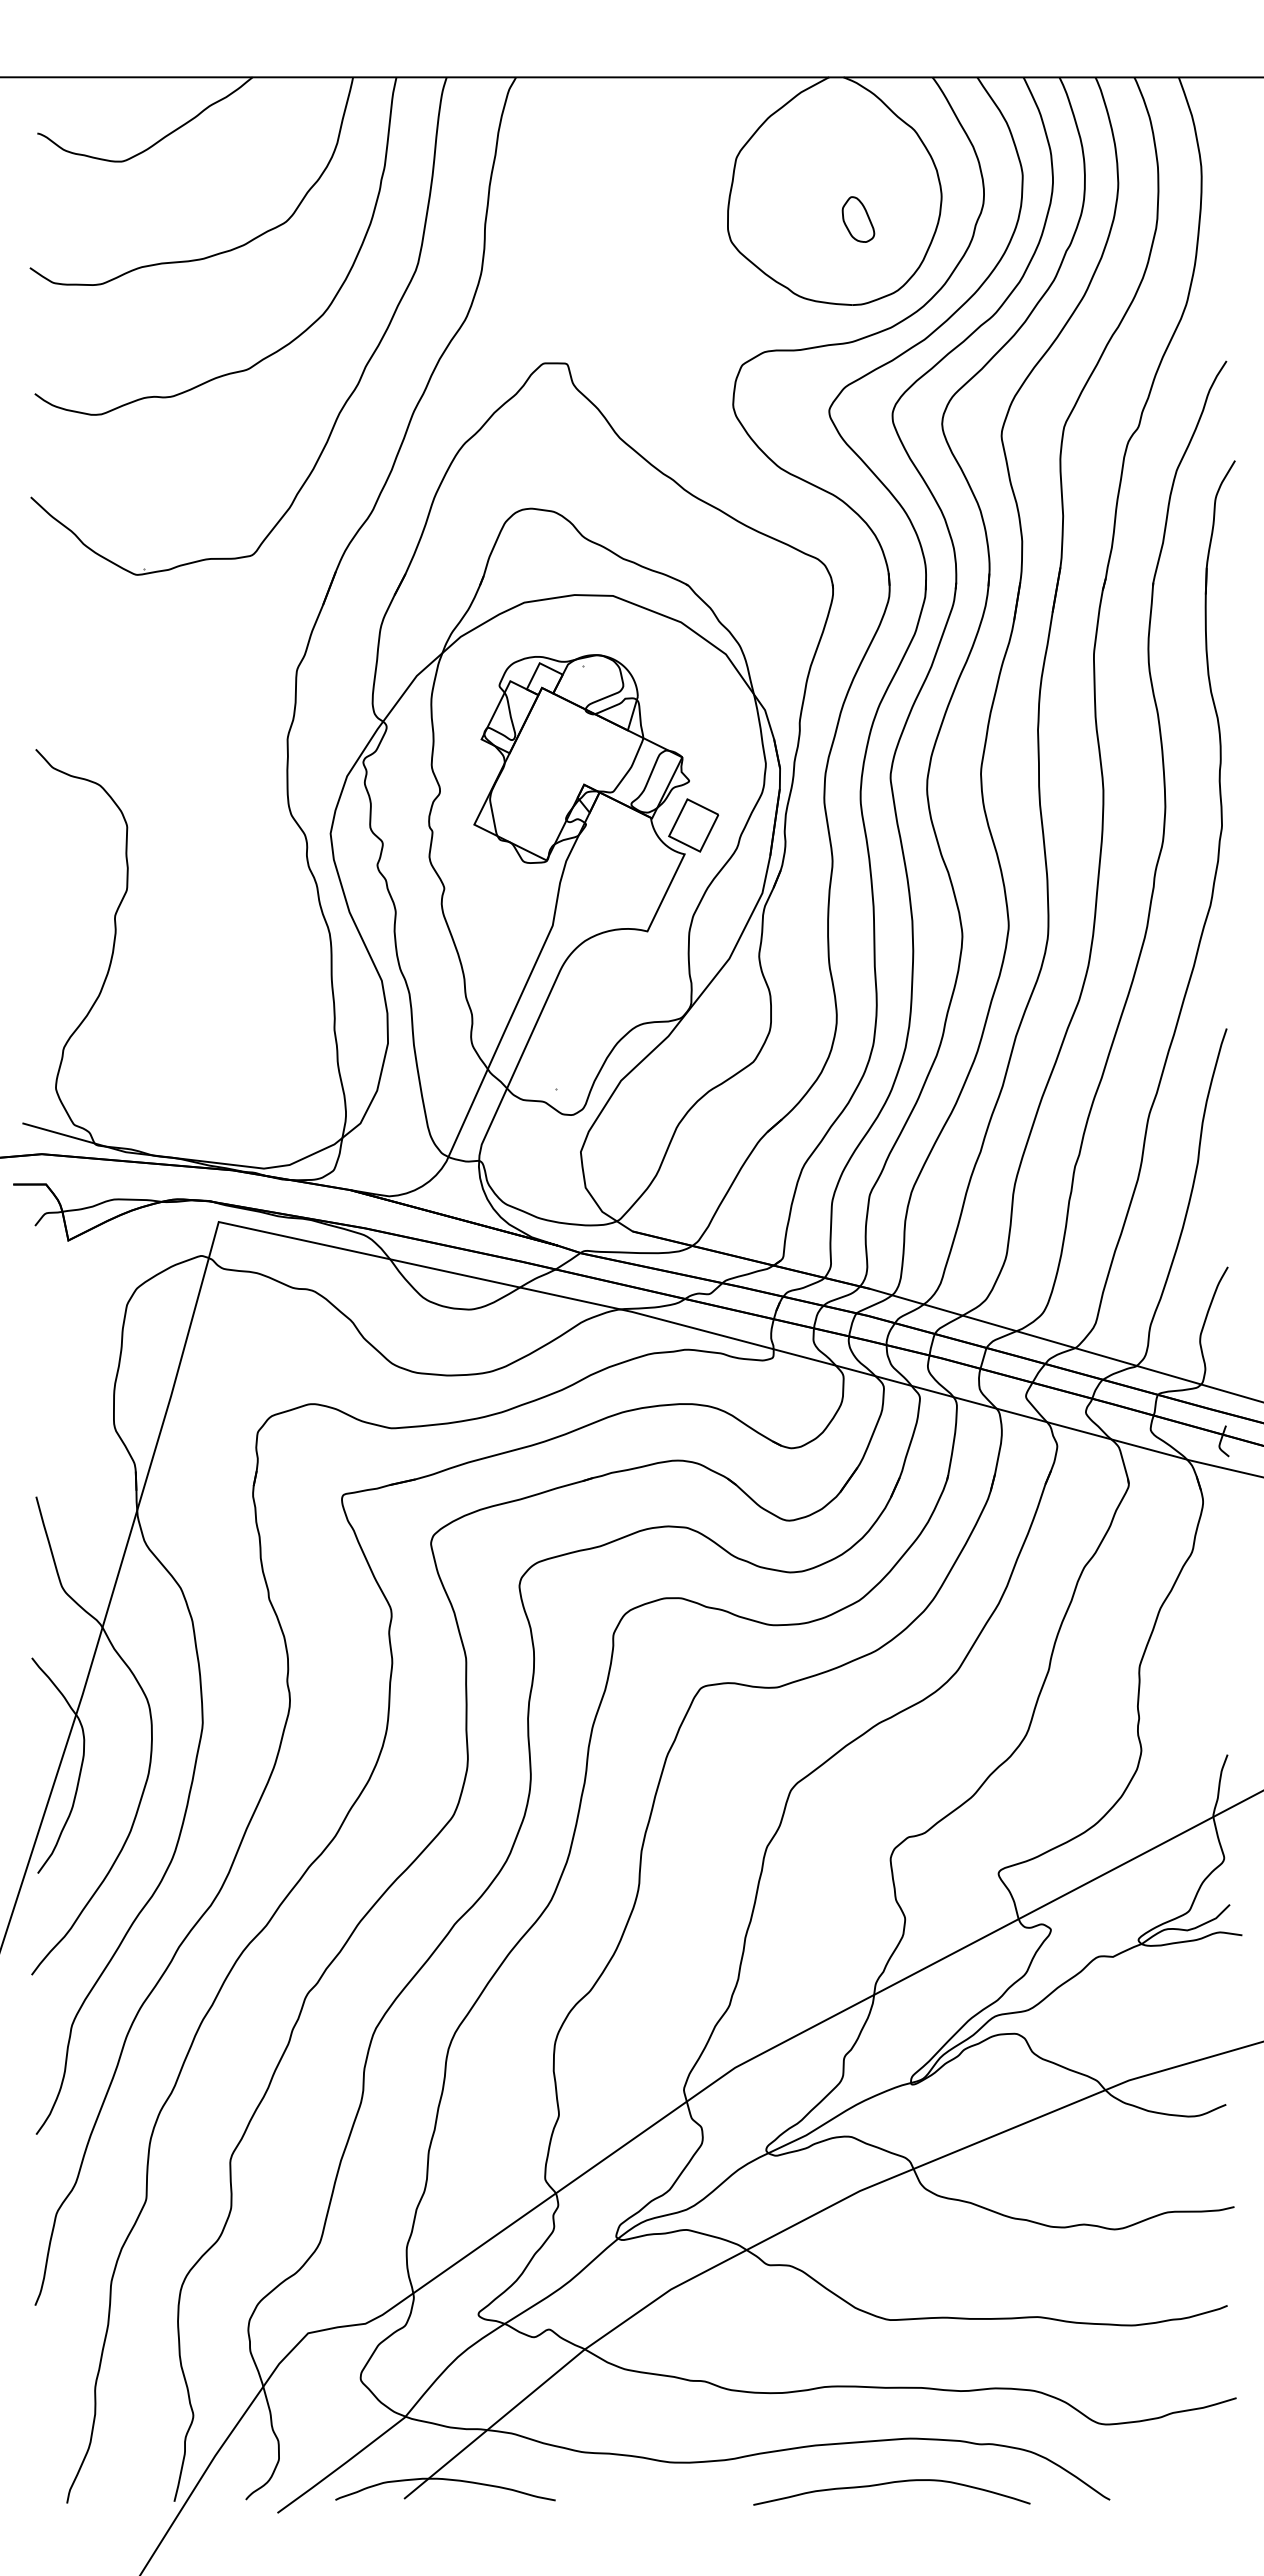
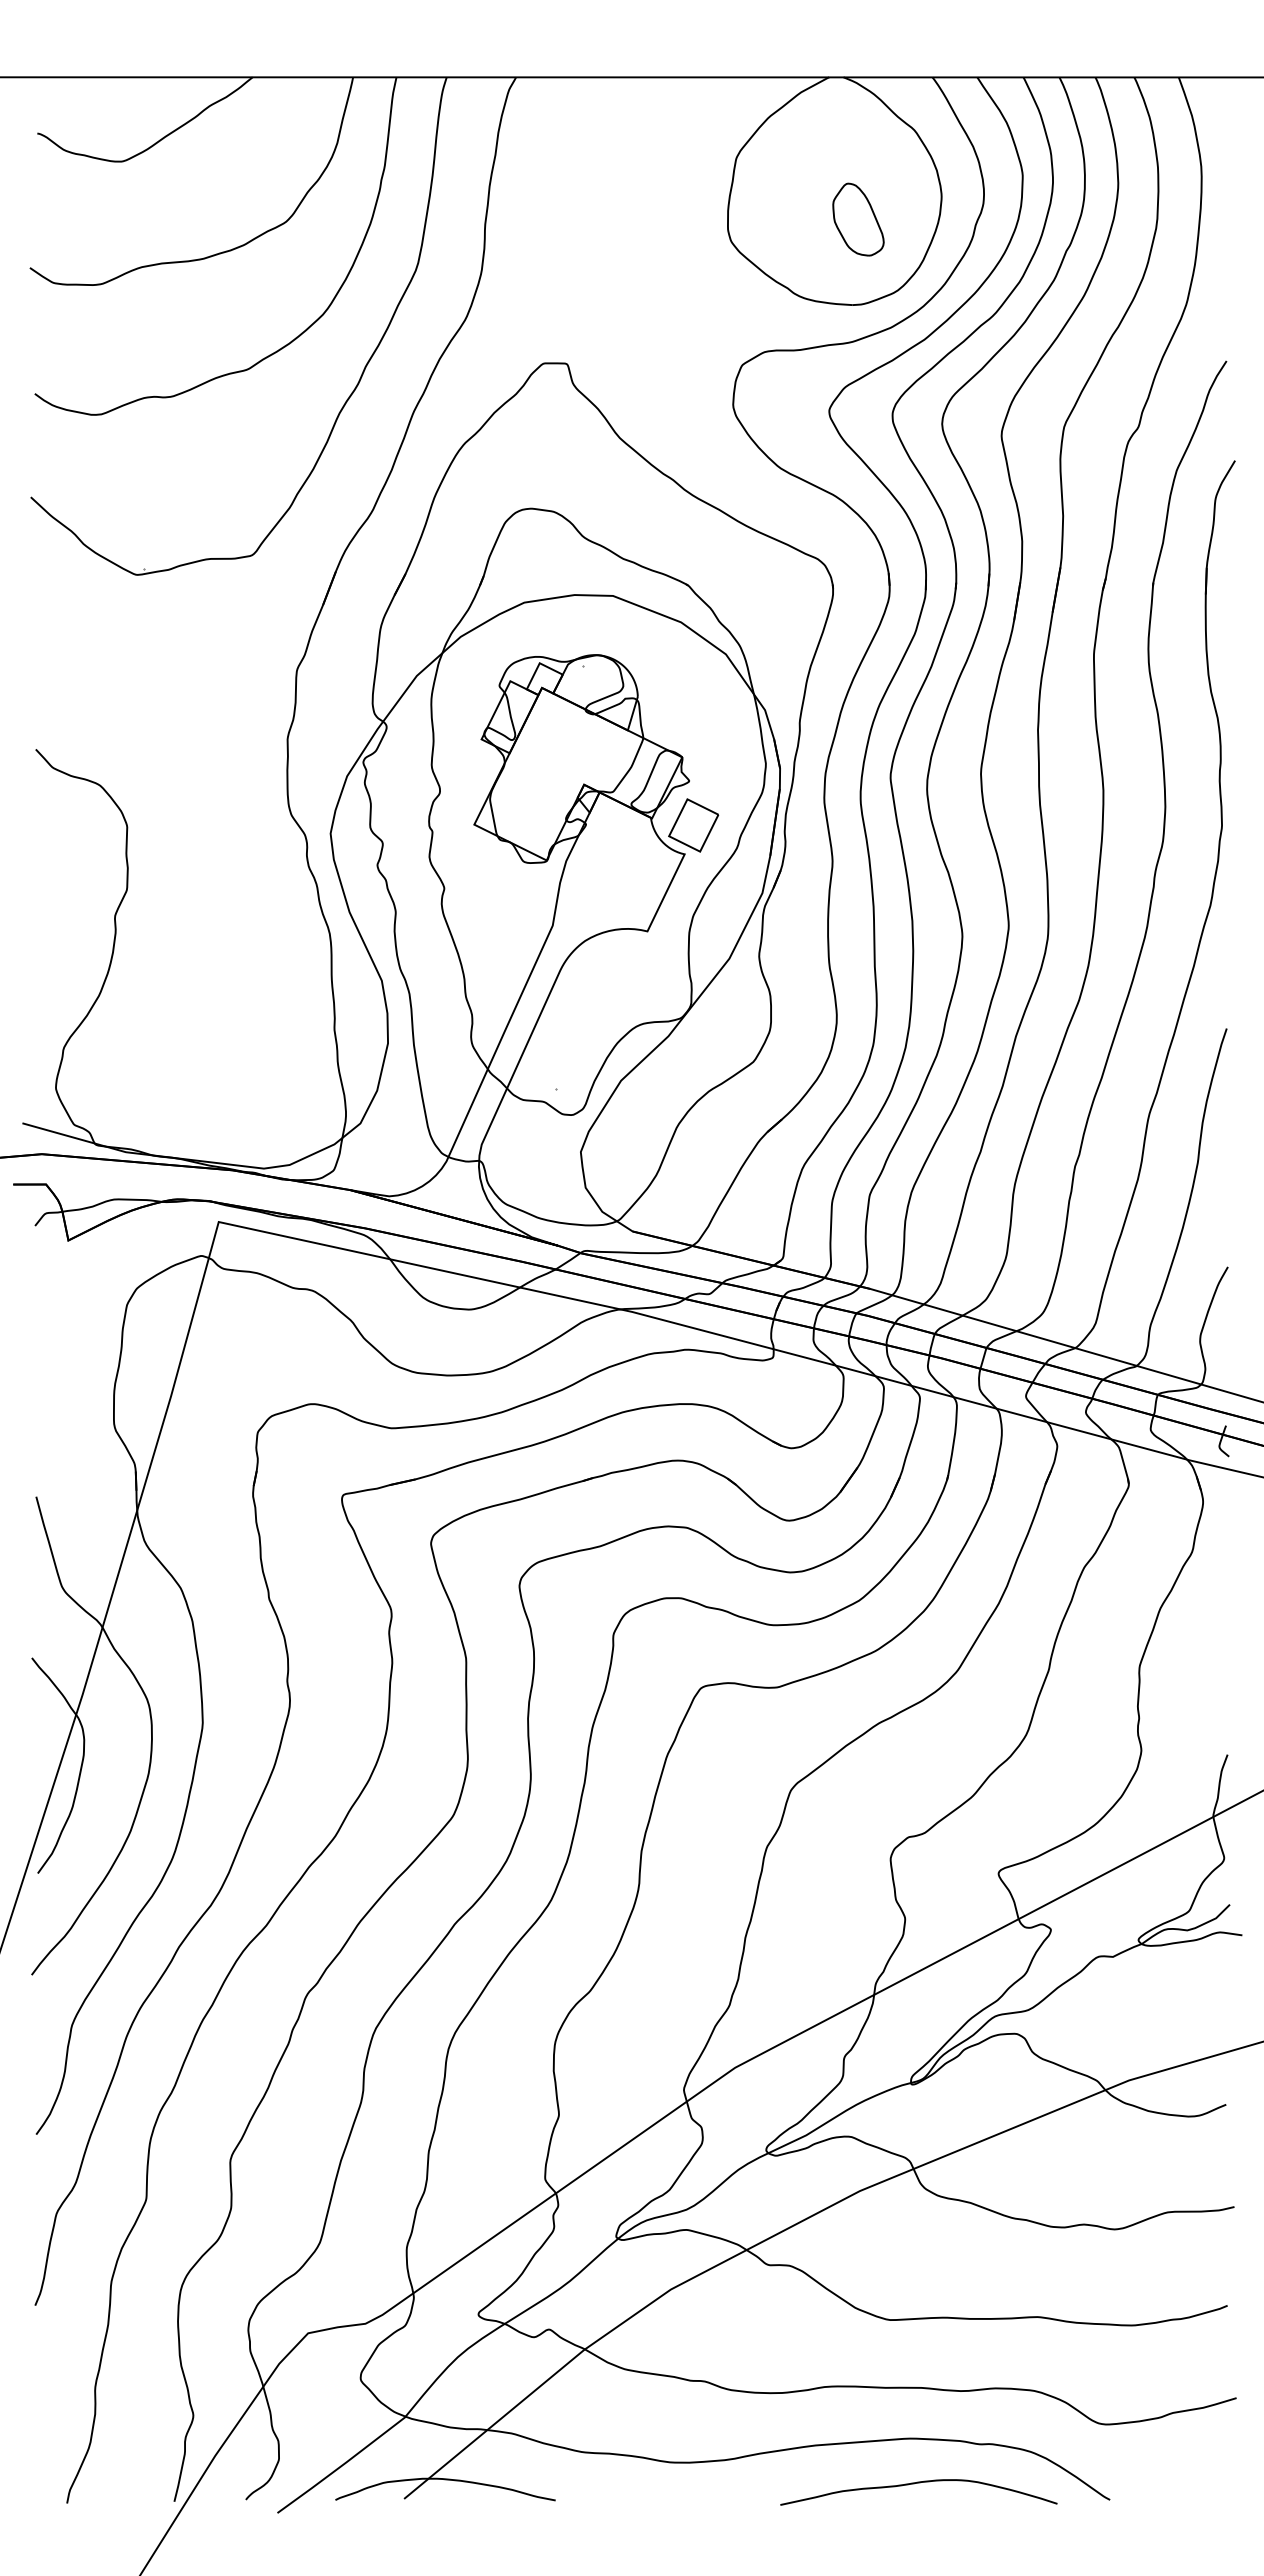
part size: 35x47 px -> 53x75 px (858, 219)
curve position: (887, 2484) -> (914, 2484) (914, 2484)
